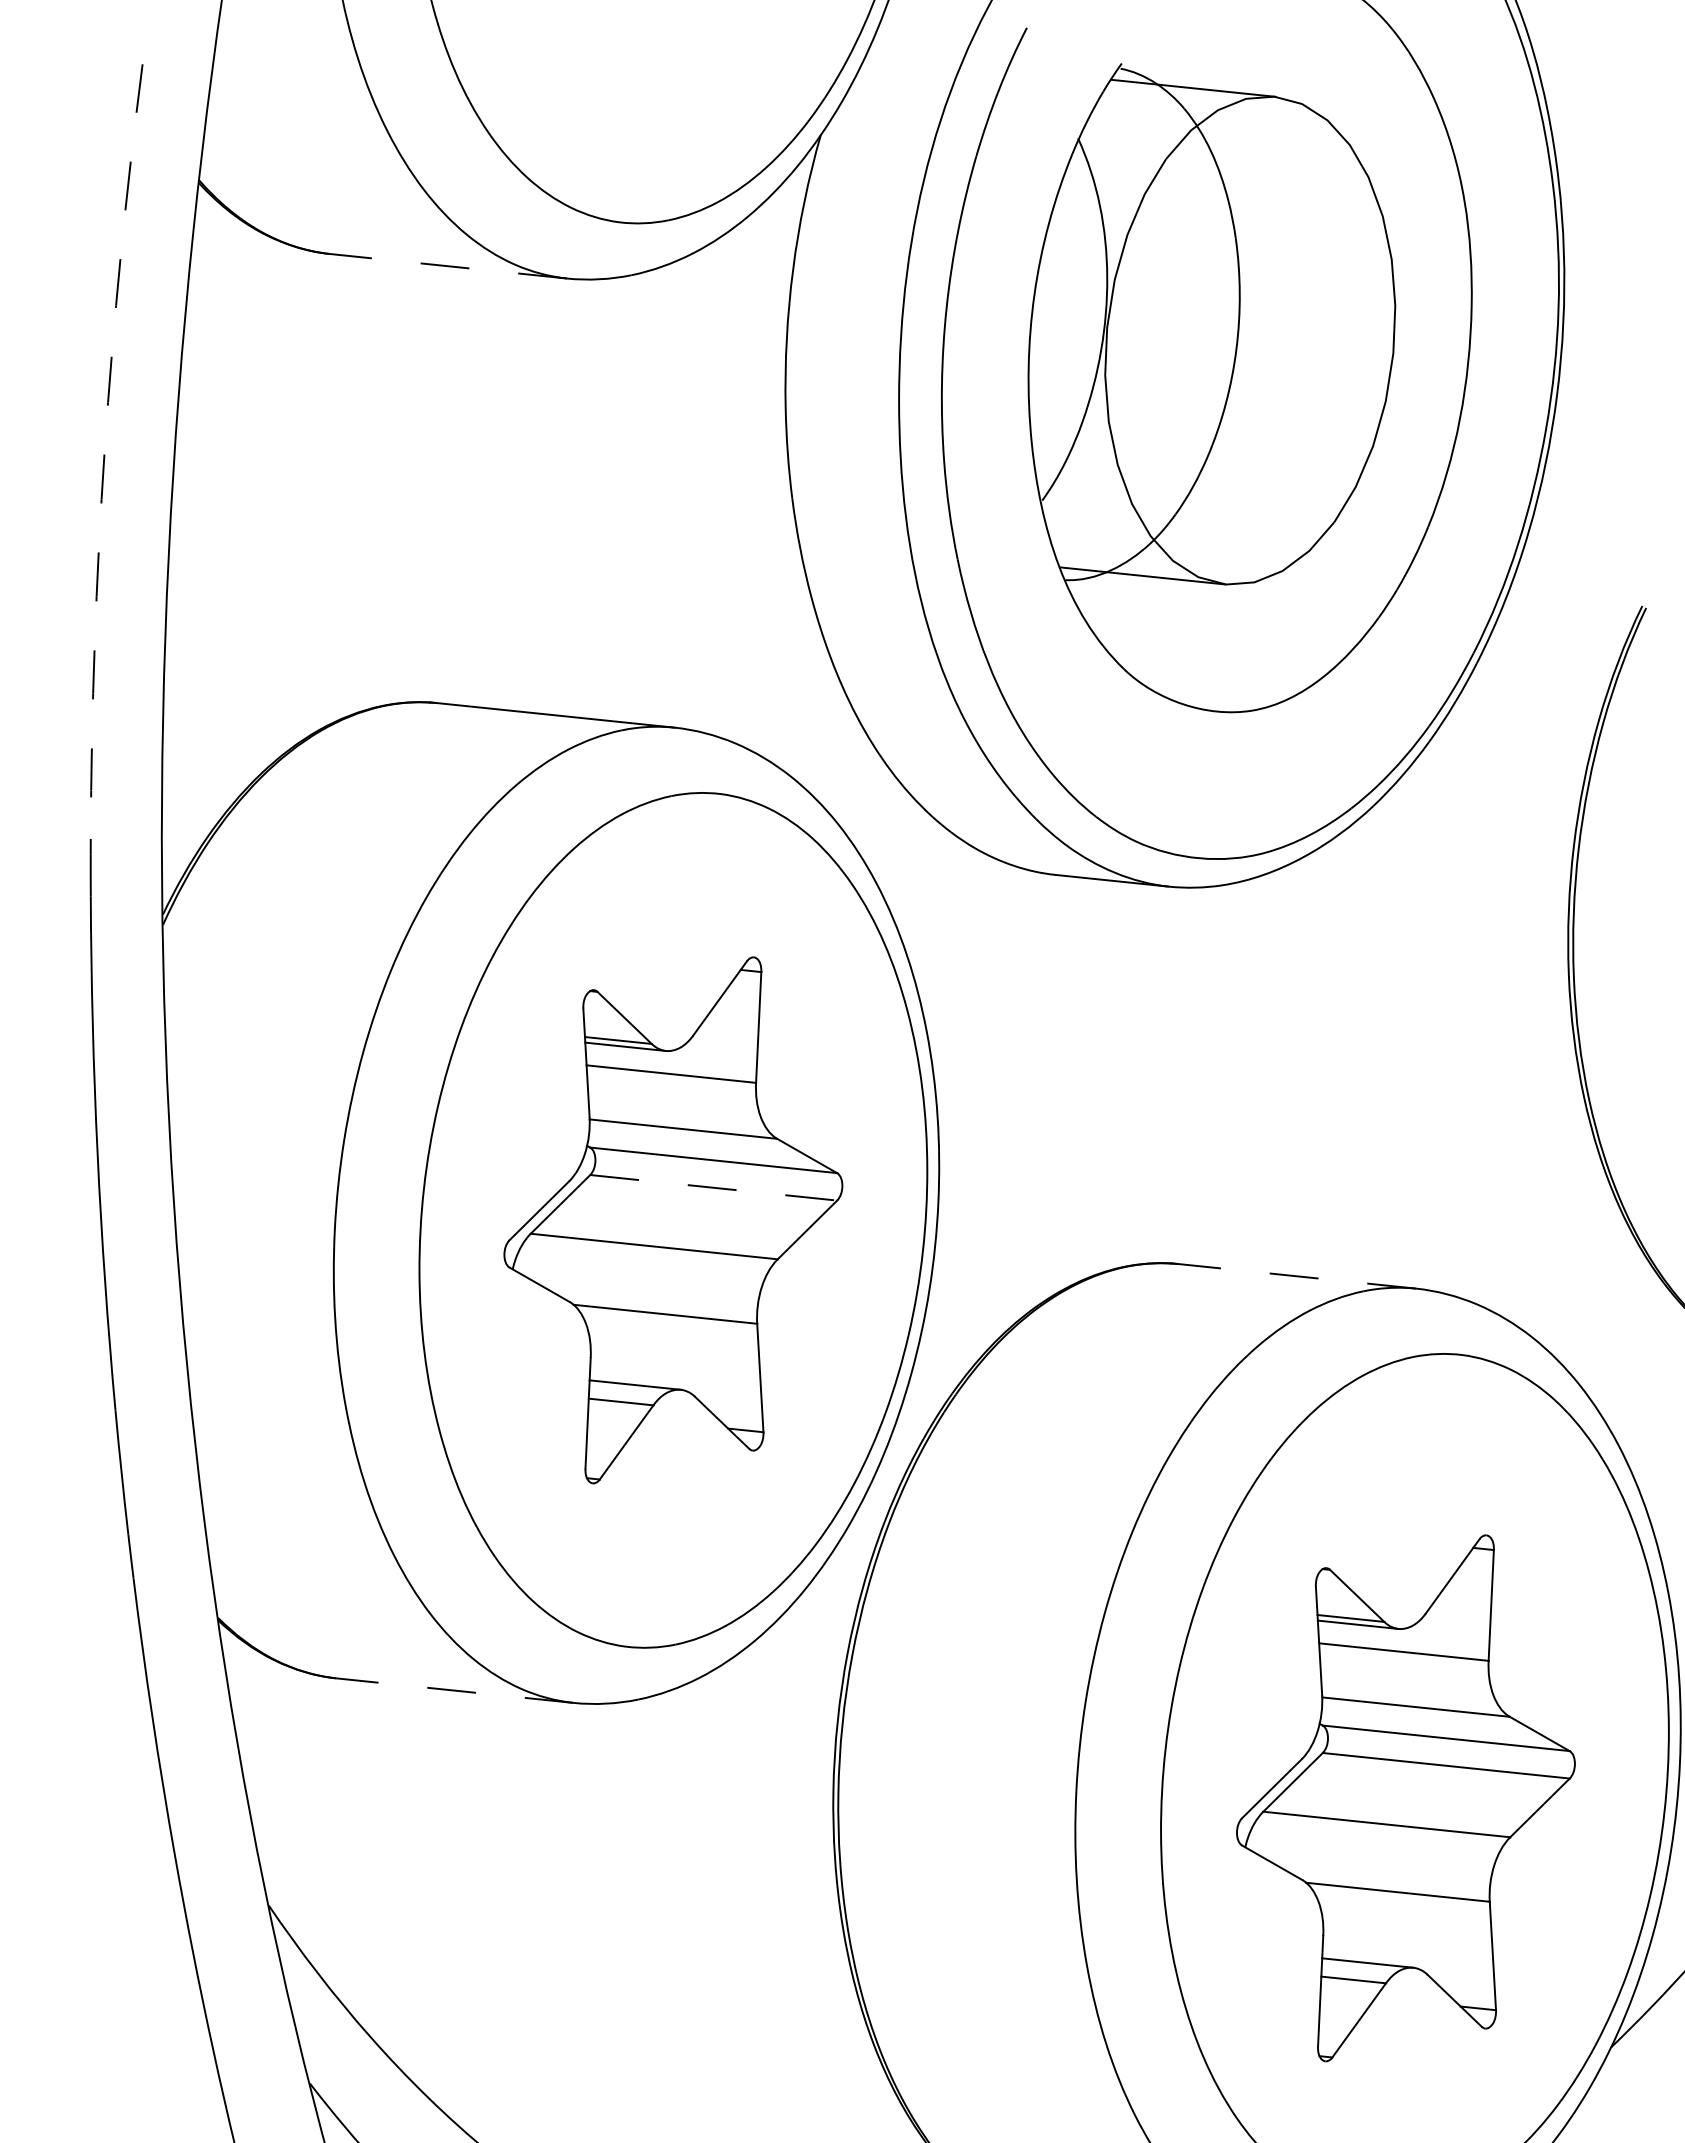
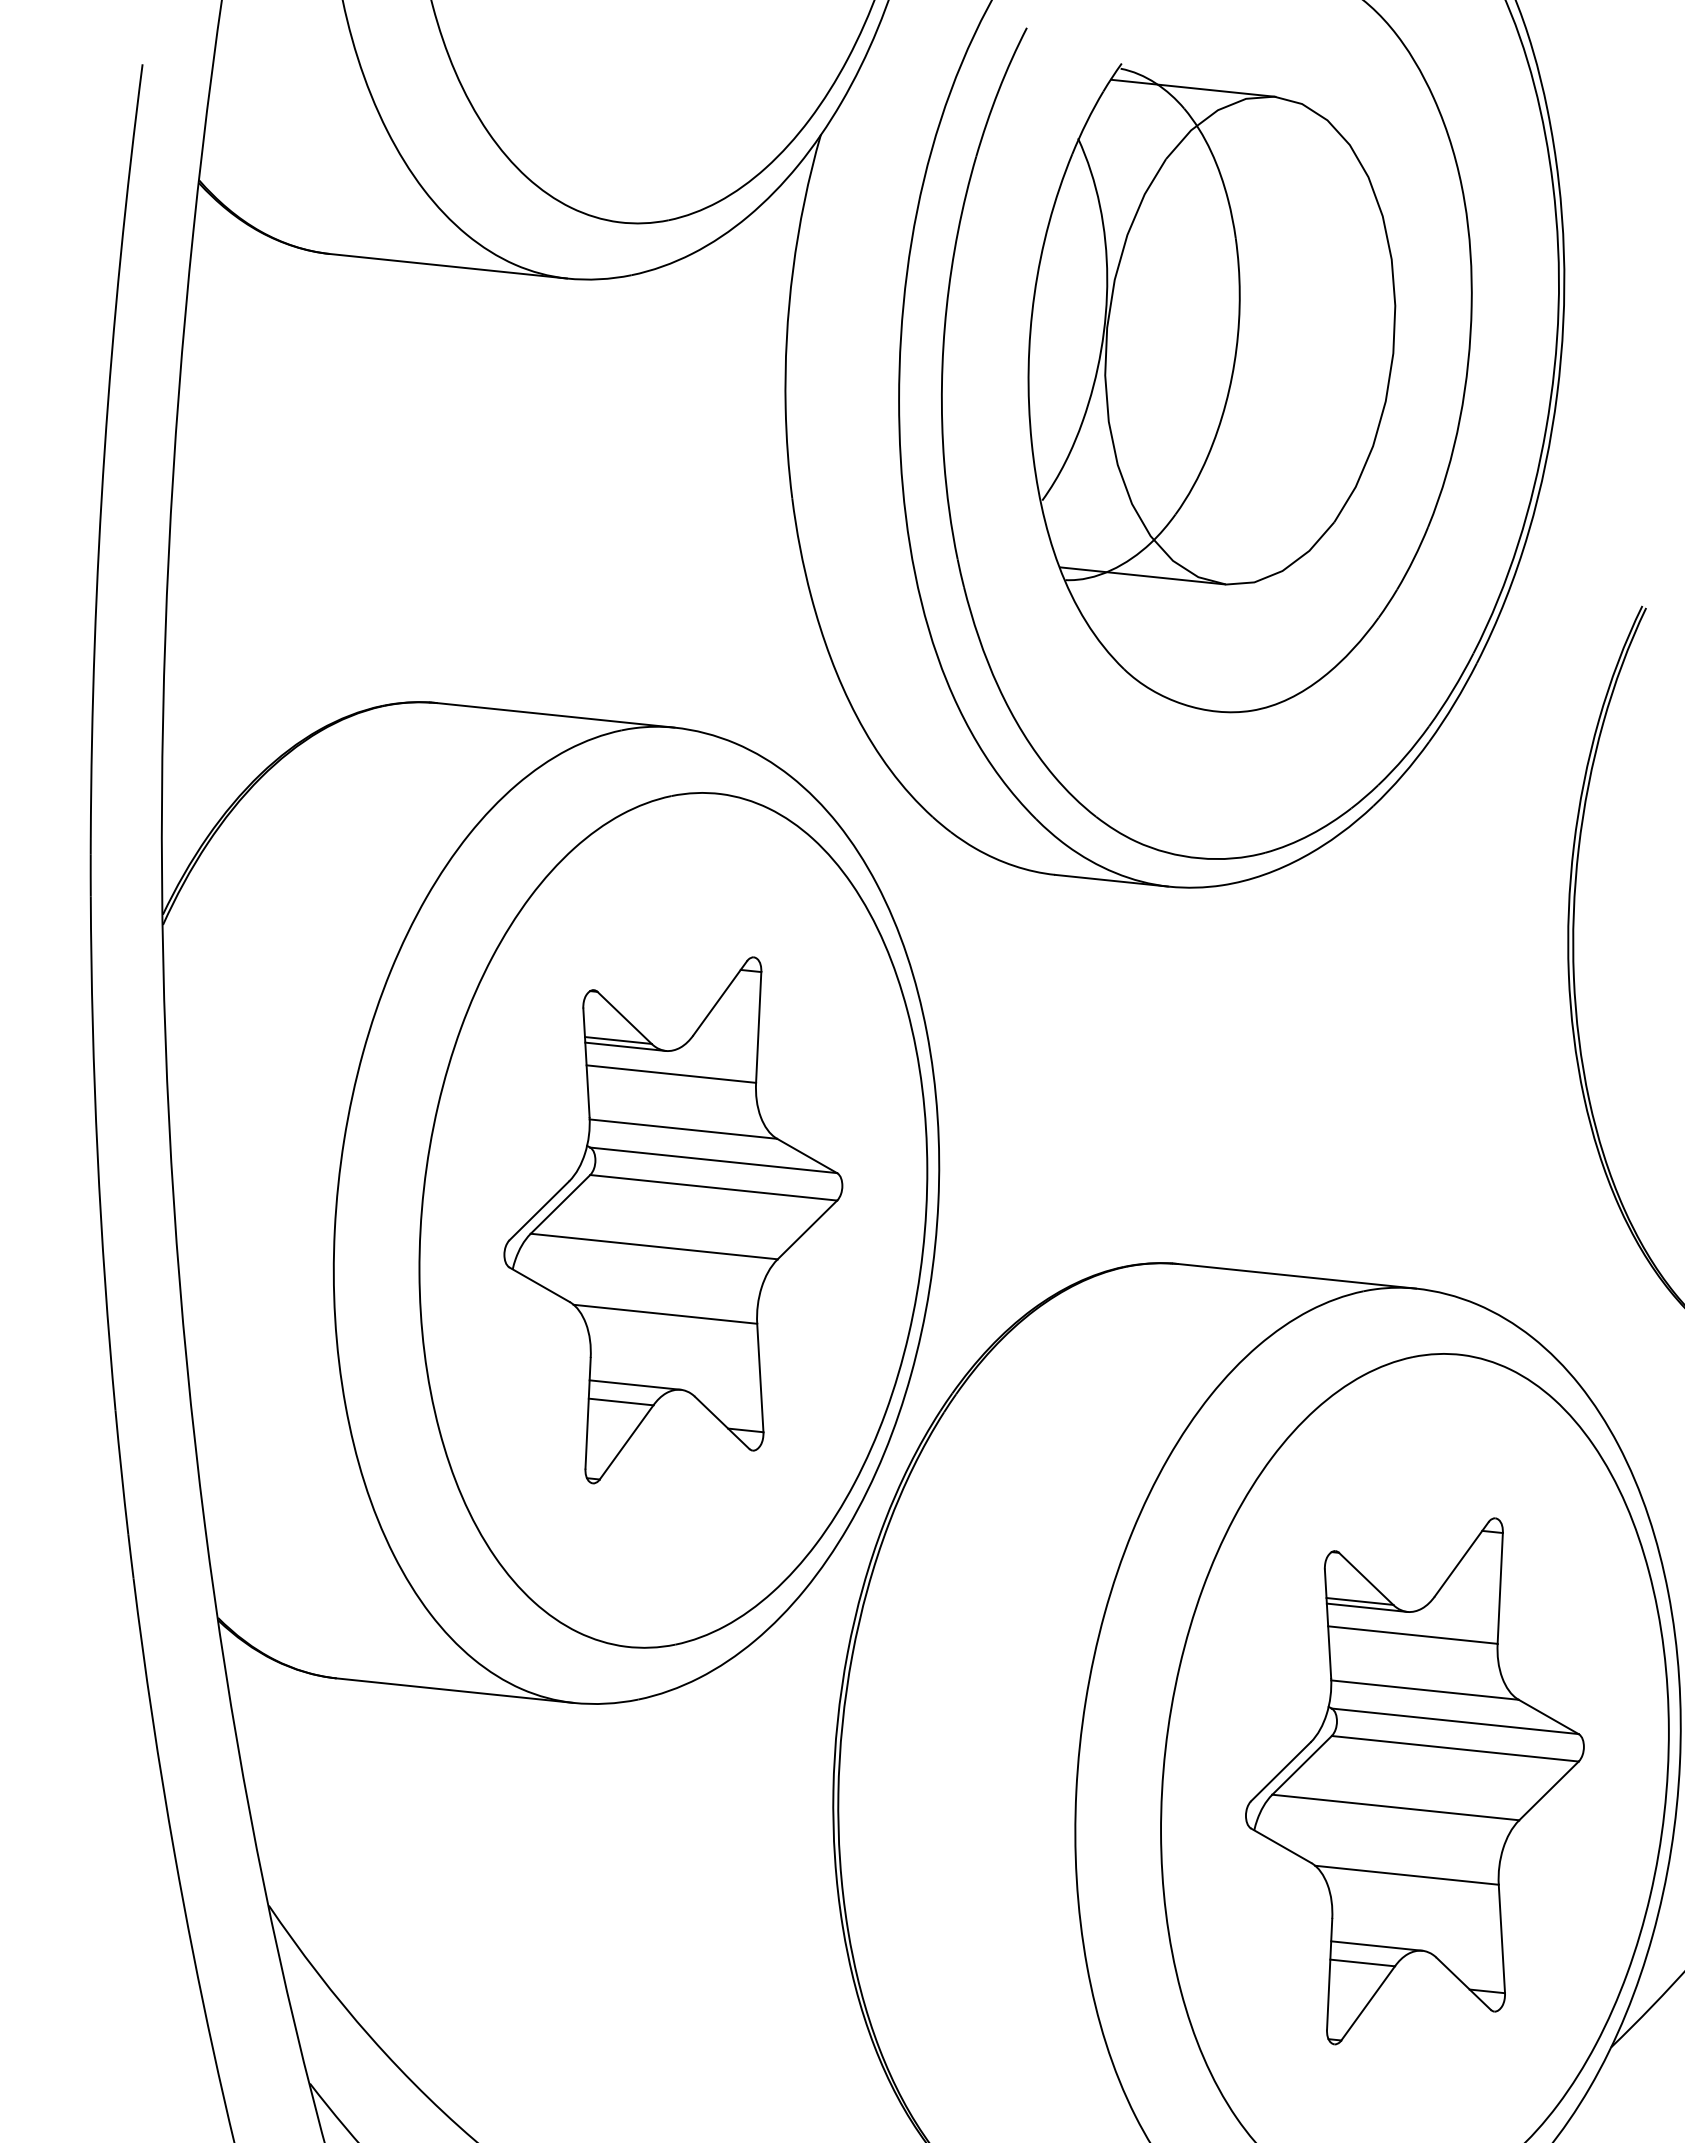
line: dashed -> solid (447, 266)
arc: dashed -> solid (104, 450)
line: dashed -> solid (714, 1187)
line: dashed -> solid (1296, 1276)
line: dashed -> solid (454, 1690)
part position: (1405, 1798) -> (1414, 1781) (1414, 1781)
